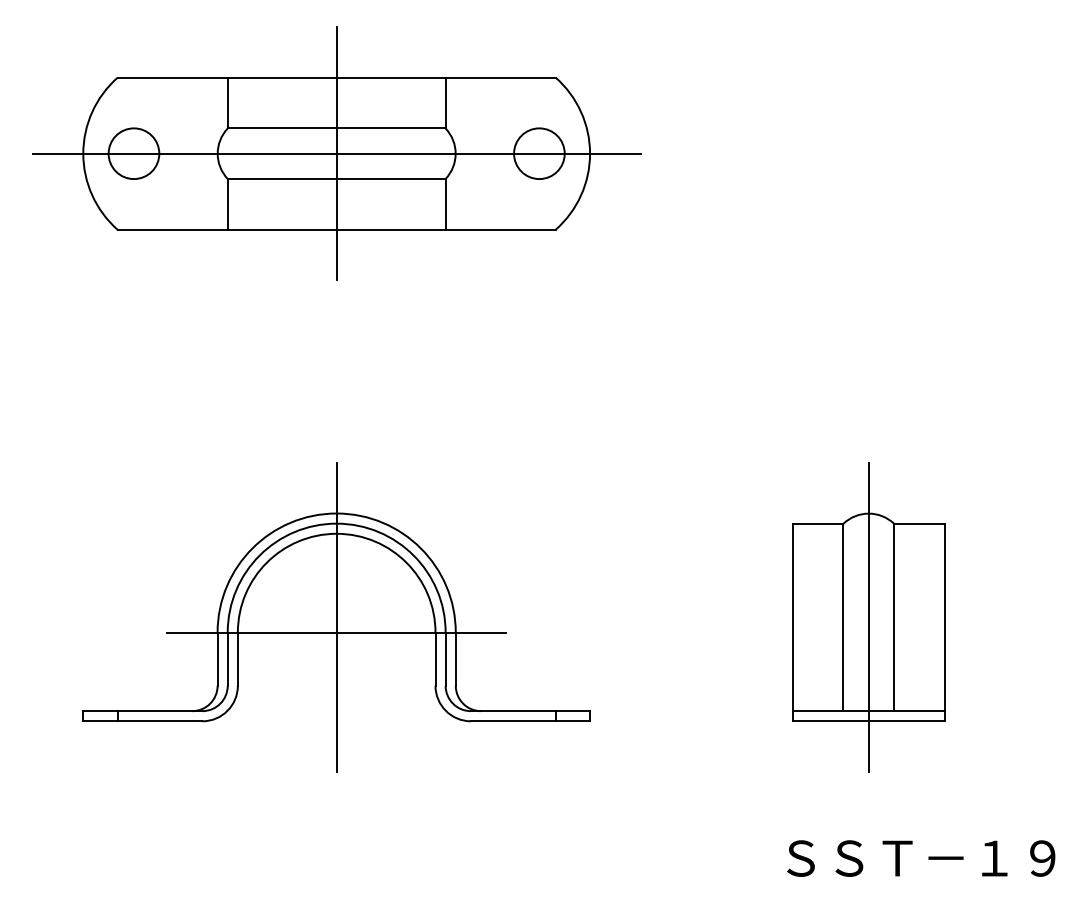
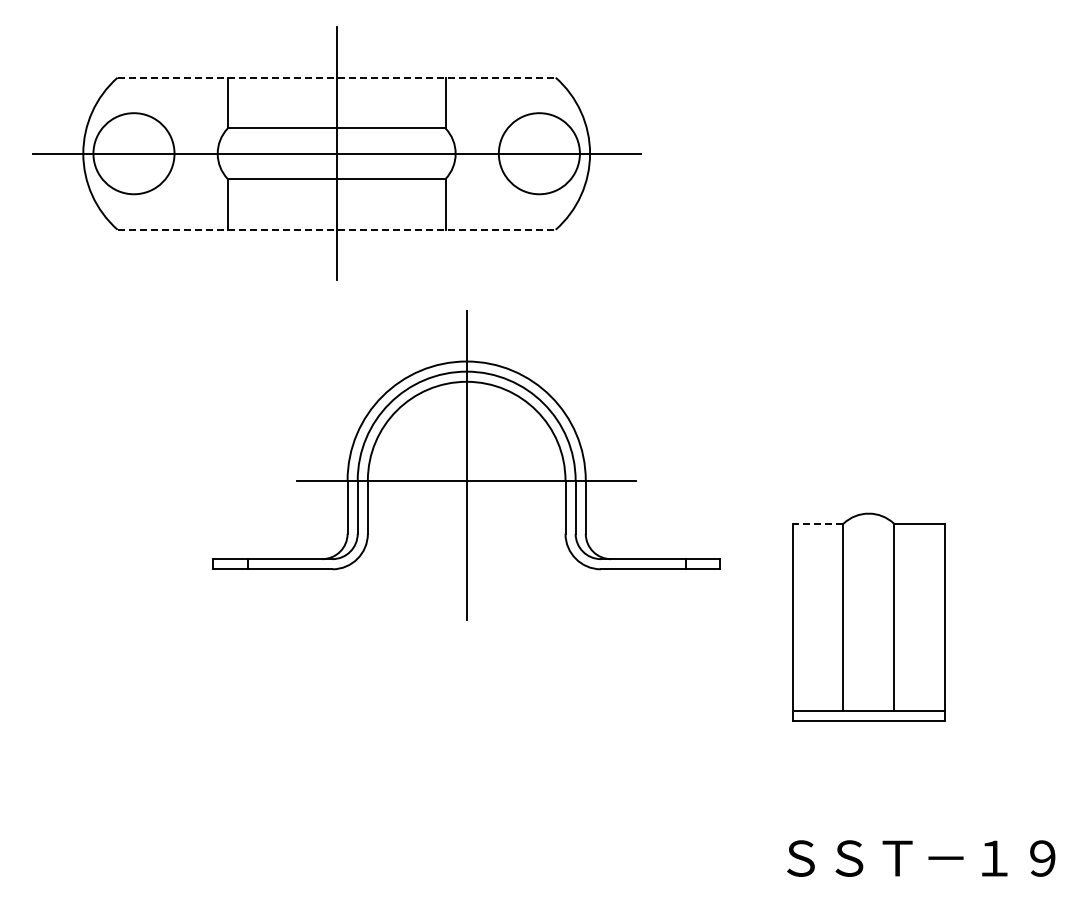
line: solid -> dashed (337, 77)
circle diameter: 51 px -> 81 px (133, 153)
circle diameter: 51 px -> 81 px (538, 153)
line: solid -> dashed (337, 229)
line: solid -> dashed (817, 523)
line: present -> none (868, 616)
part position: (336, 617) -> (466, 465) (466, 465)
